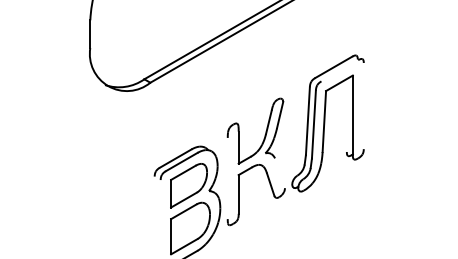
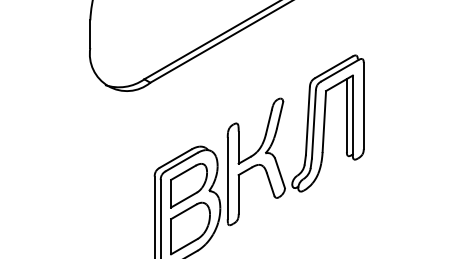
line: none -> present (339, 70)
line: none -> present (363, 105)
line: none -> present (346, 115)
line: none -> present (279, 173)
line: none -> present (227, 178)
line: none -> present (154, 215)
line: none -> present (160, 217)
